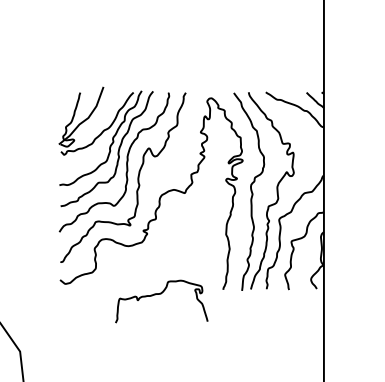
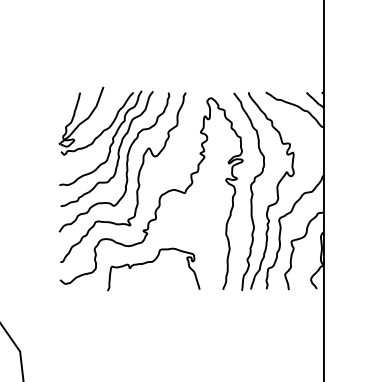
curve position: (161, 294) -> (153, 262) (153, 262)
